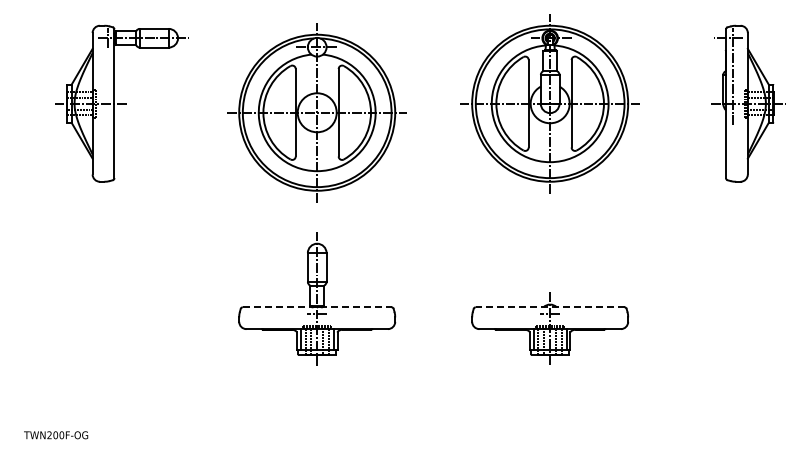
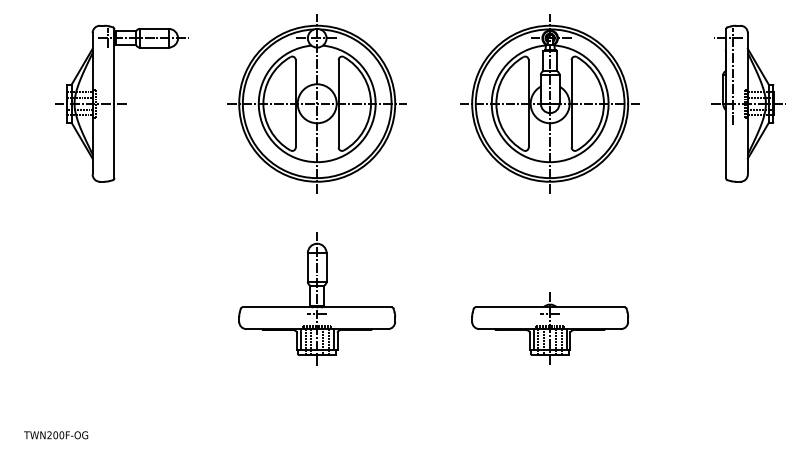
part position: (316, 112) -> (316, 103) (316, 103)
line: dashed -> solid (317, 307)
line: dashed -> solid (549, 307)
